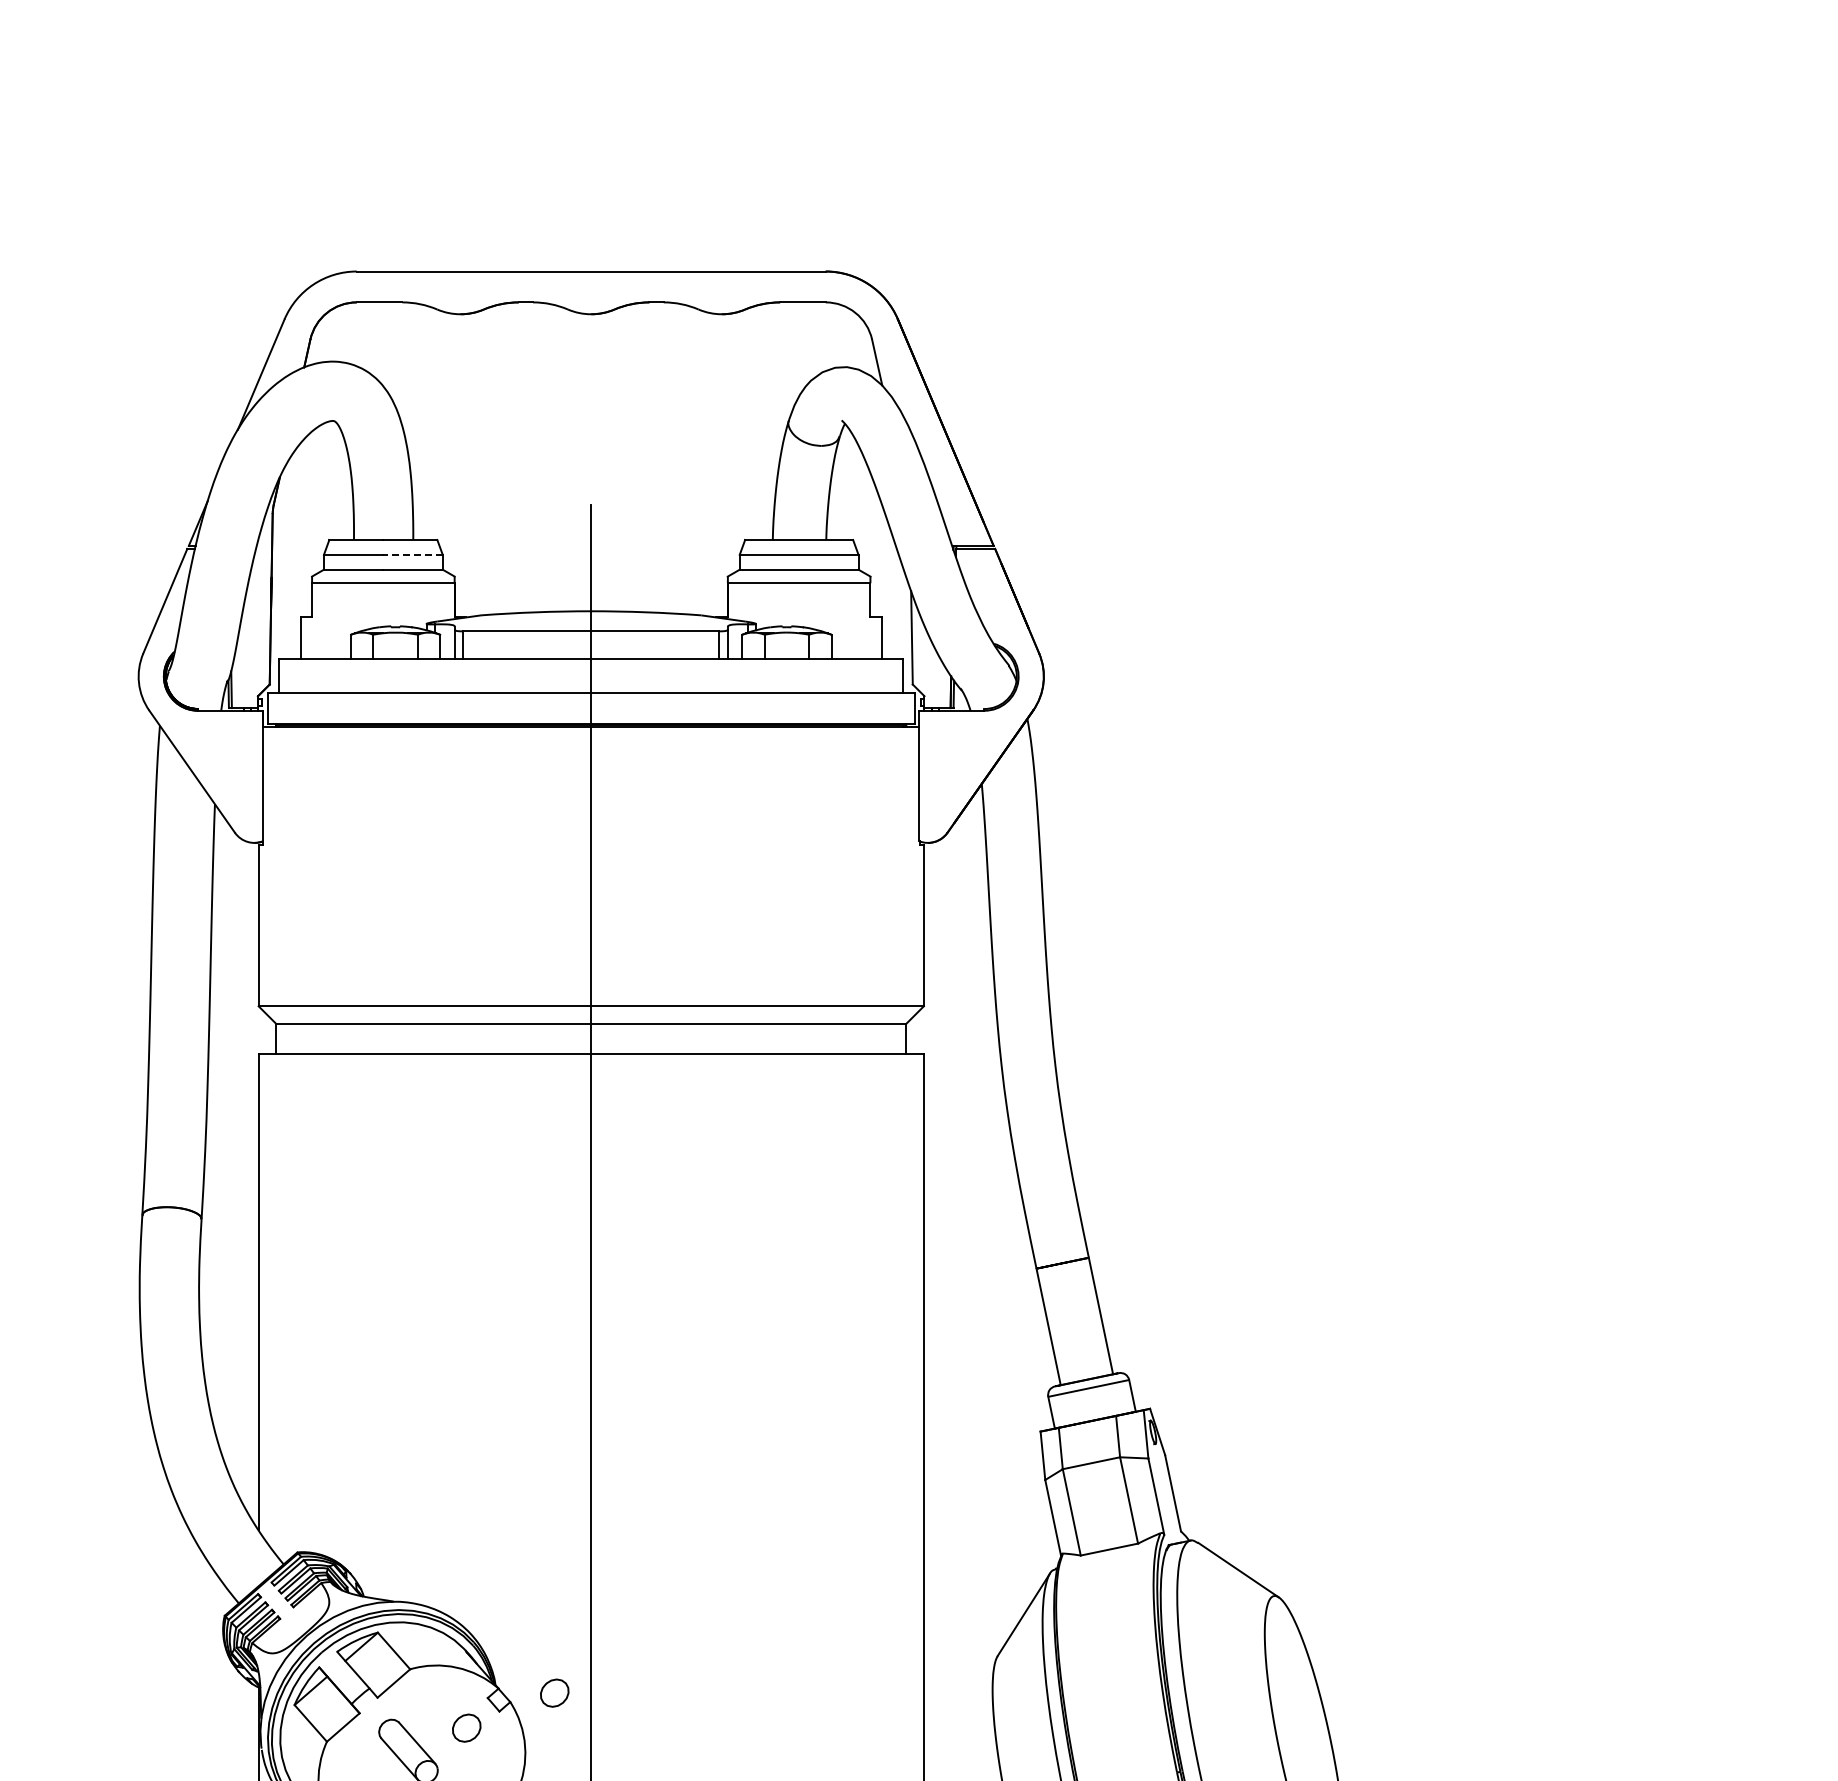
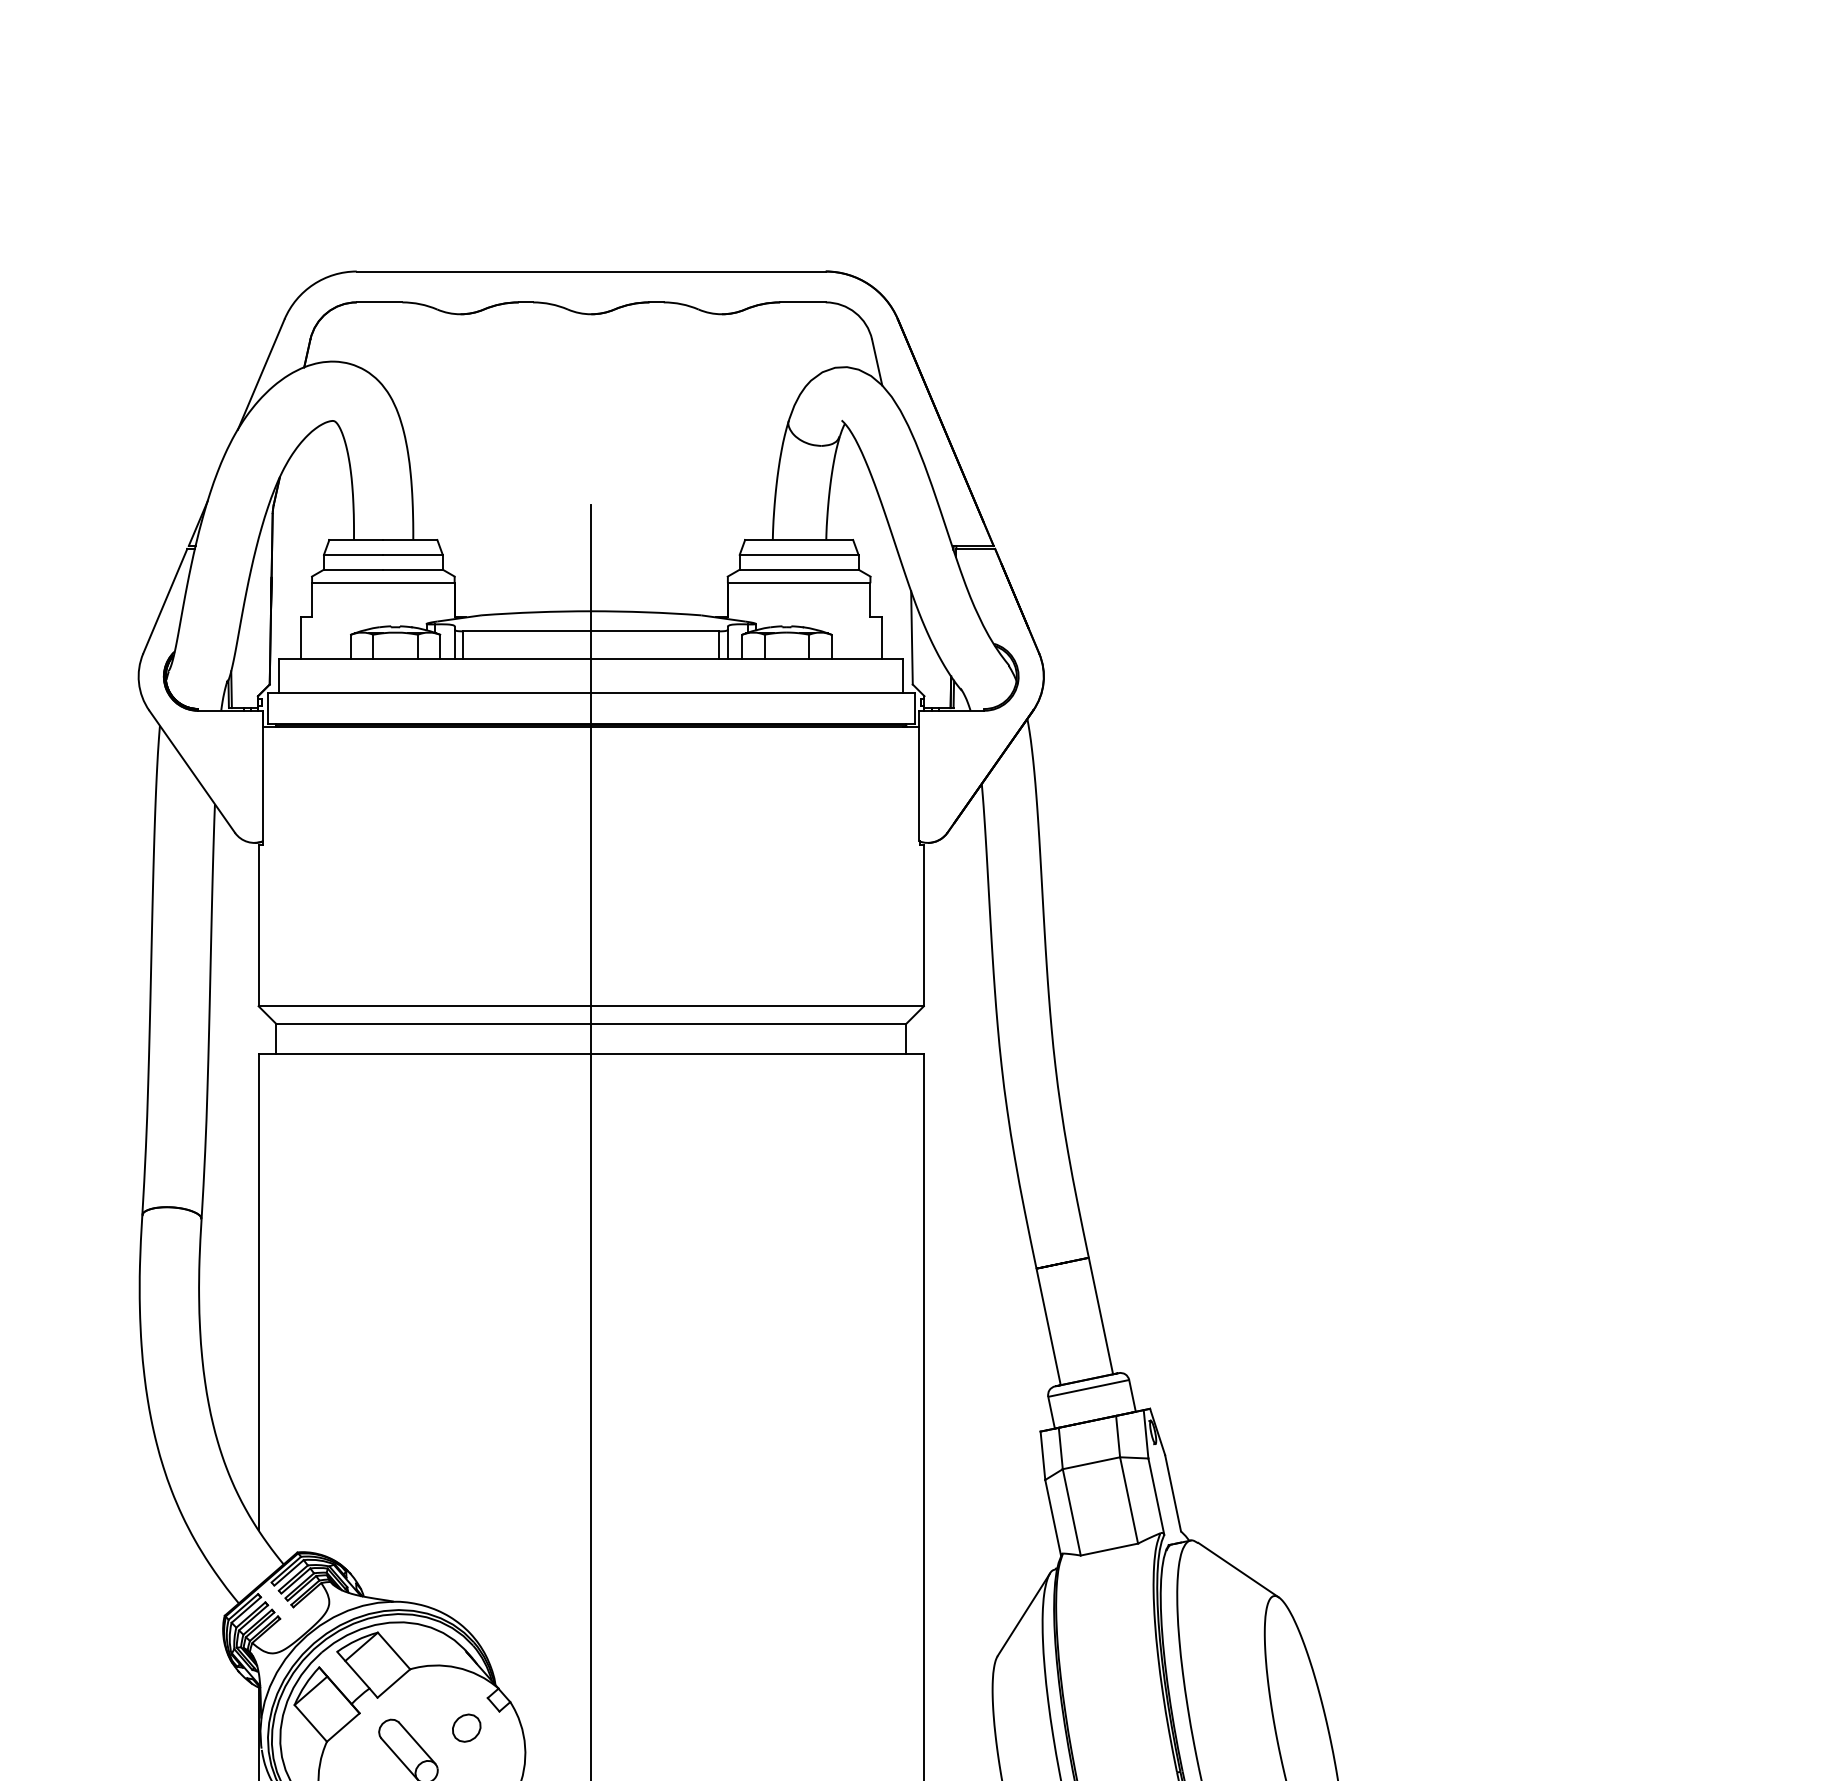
line: dashed -> solid (413, 554)
part: present -> none (554, 1692)
